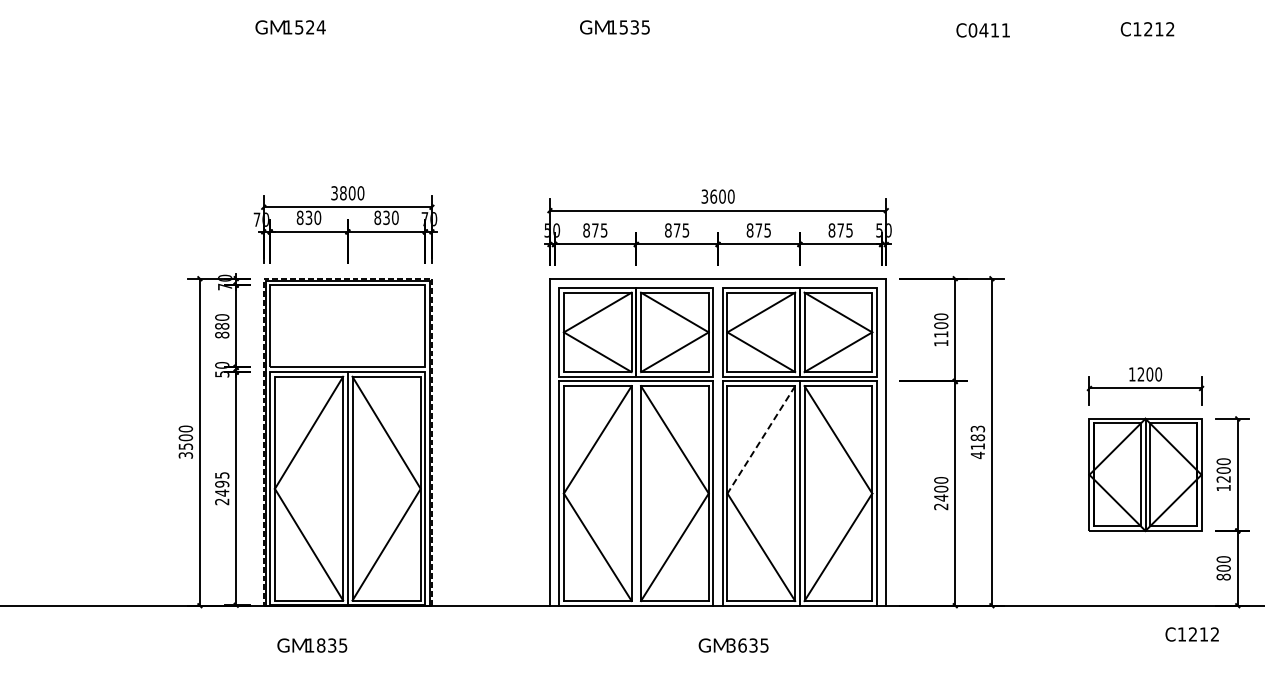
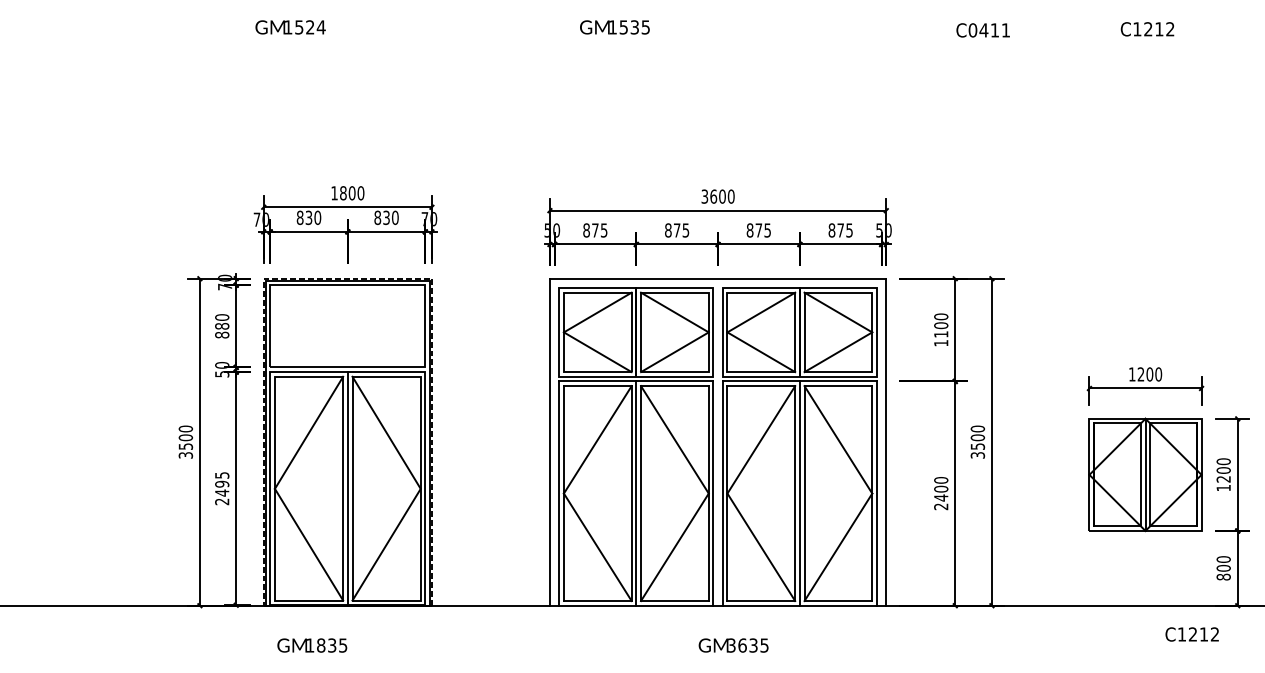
text: 3800 -> 1800 (334, 193)
line: dashed -> solid (761, 439)
text: 4183 -> 3500 (977, 442)
line: none -> present (636, 493)
